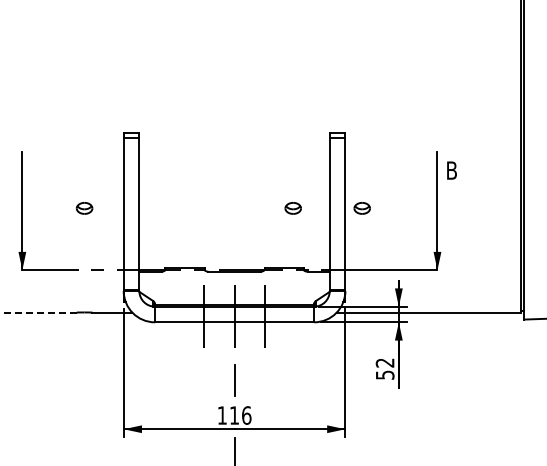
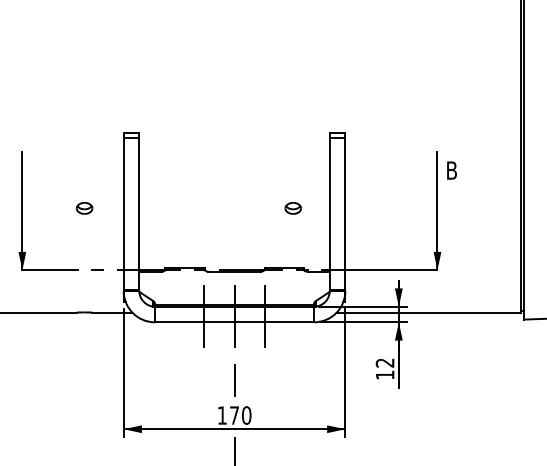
part: present -> none (361, 208)
line: dashed -> solid (38, 312)
text: 52 -> 12 (385, 374)
text: 116 -> 170 (240, 415)
